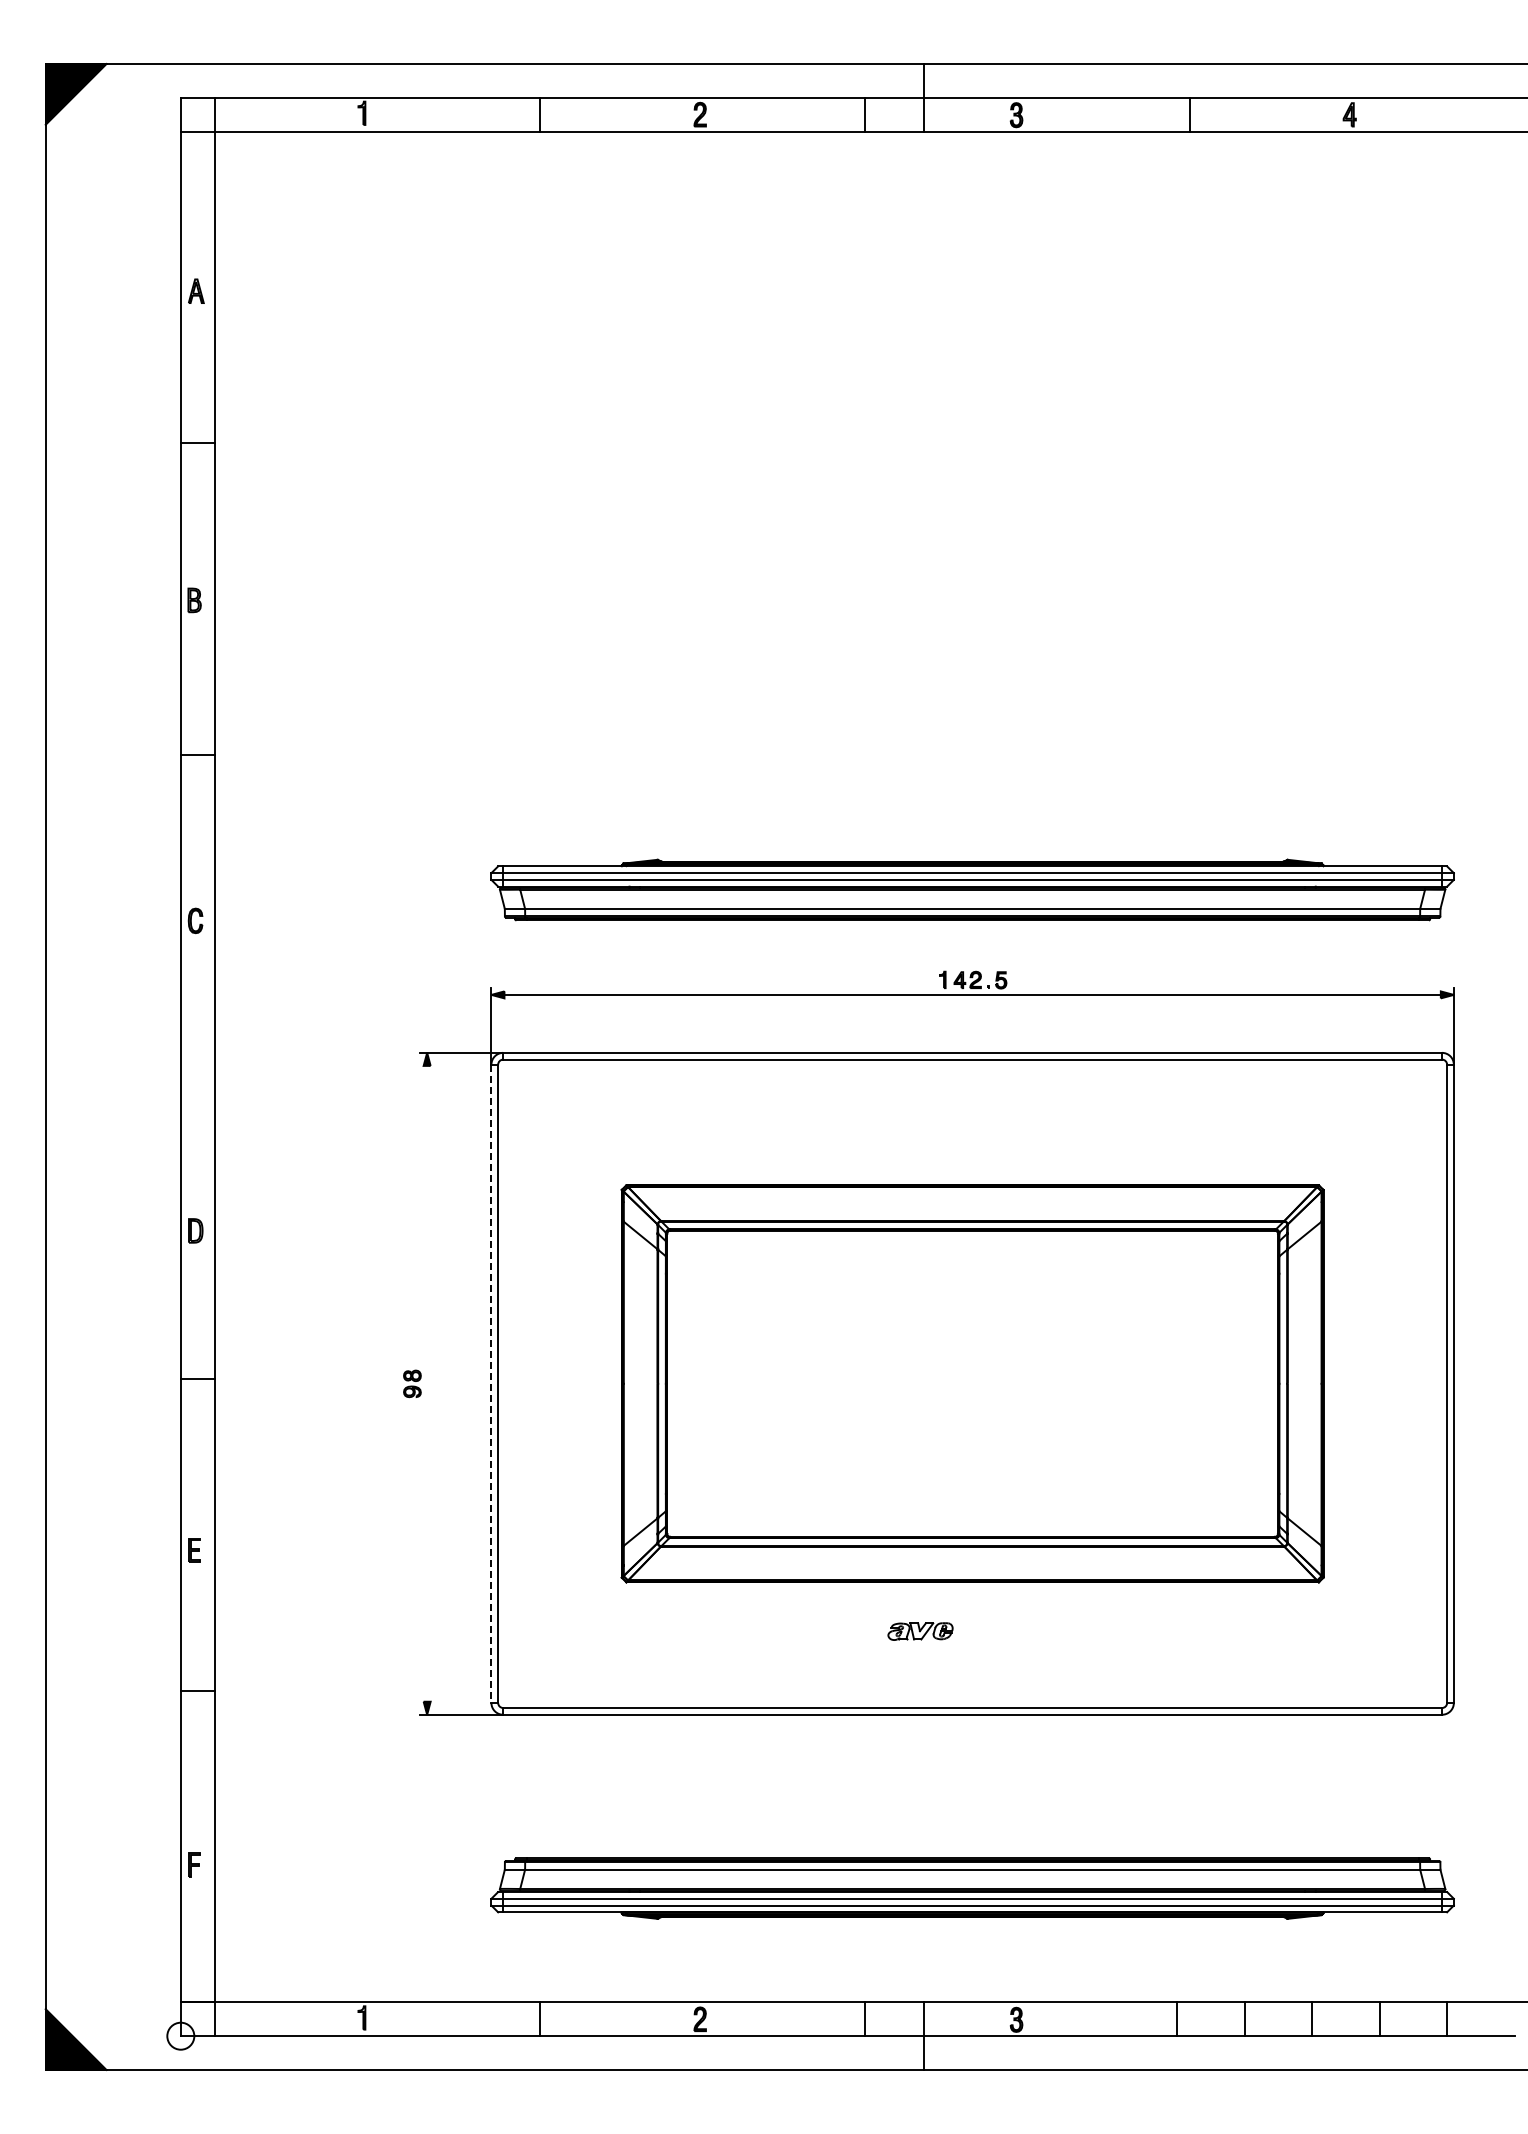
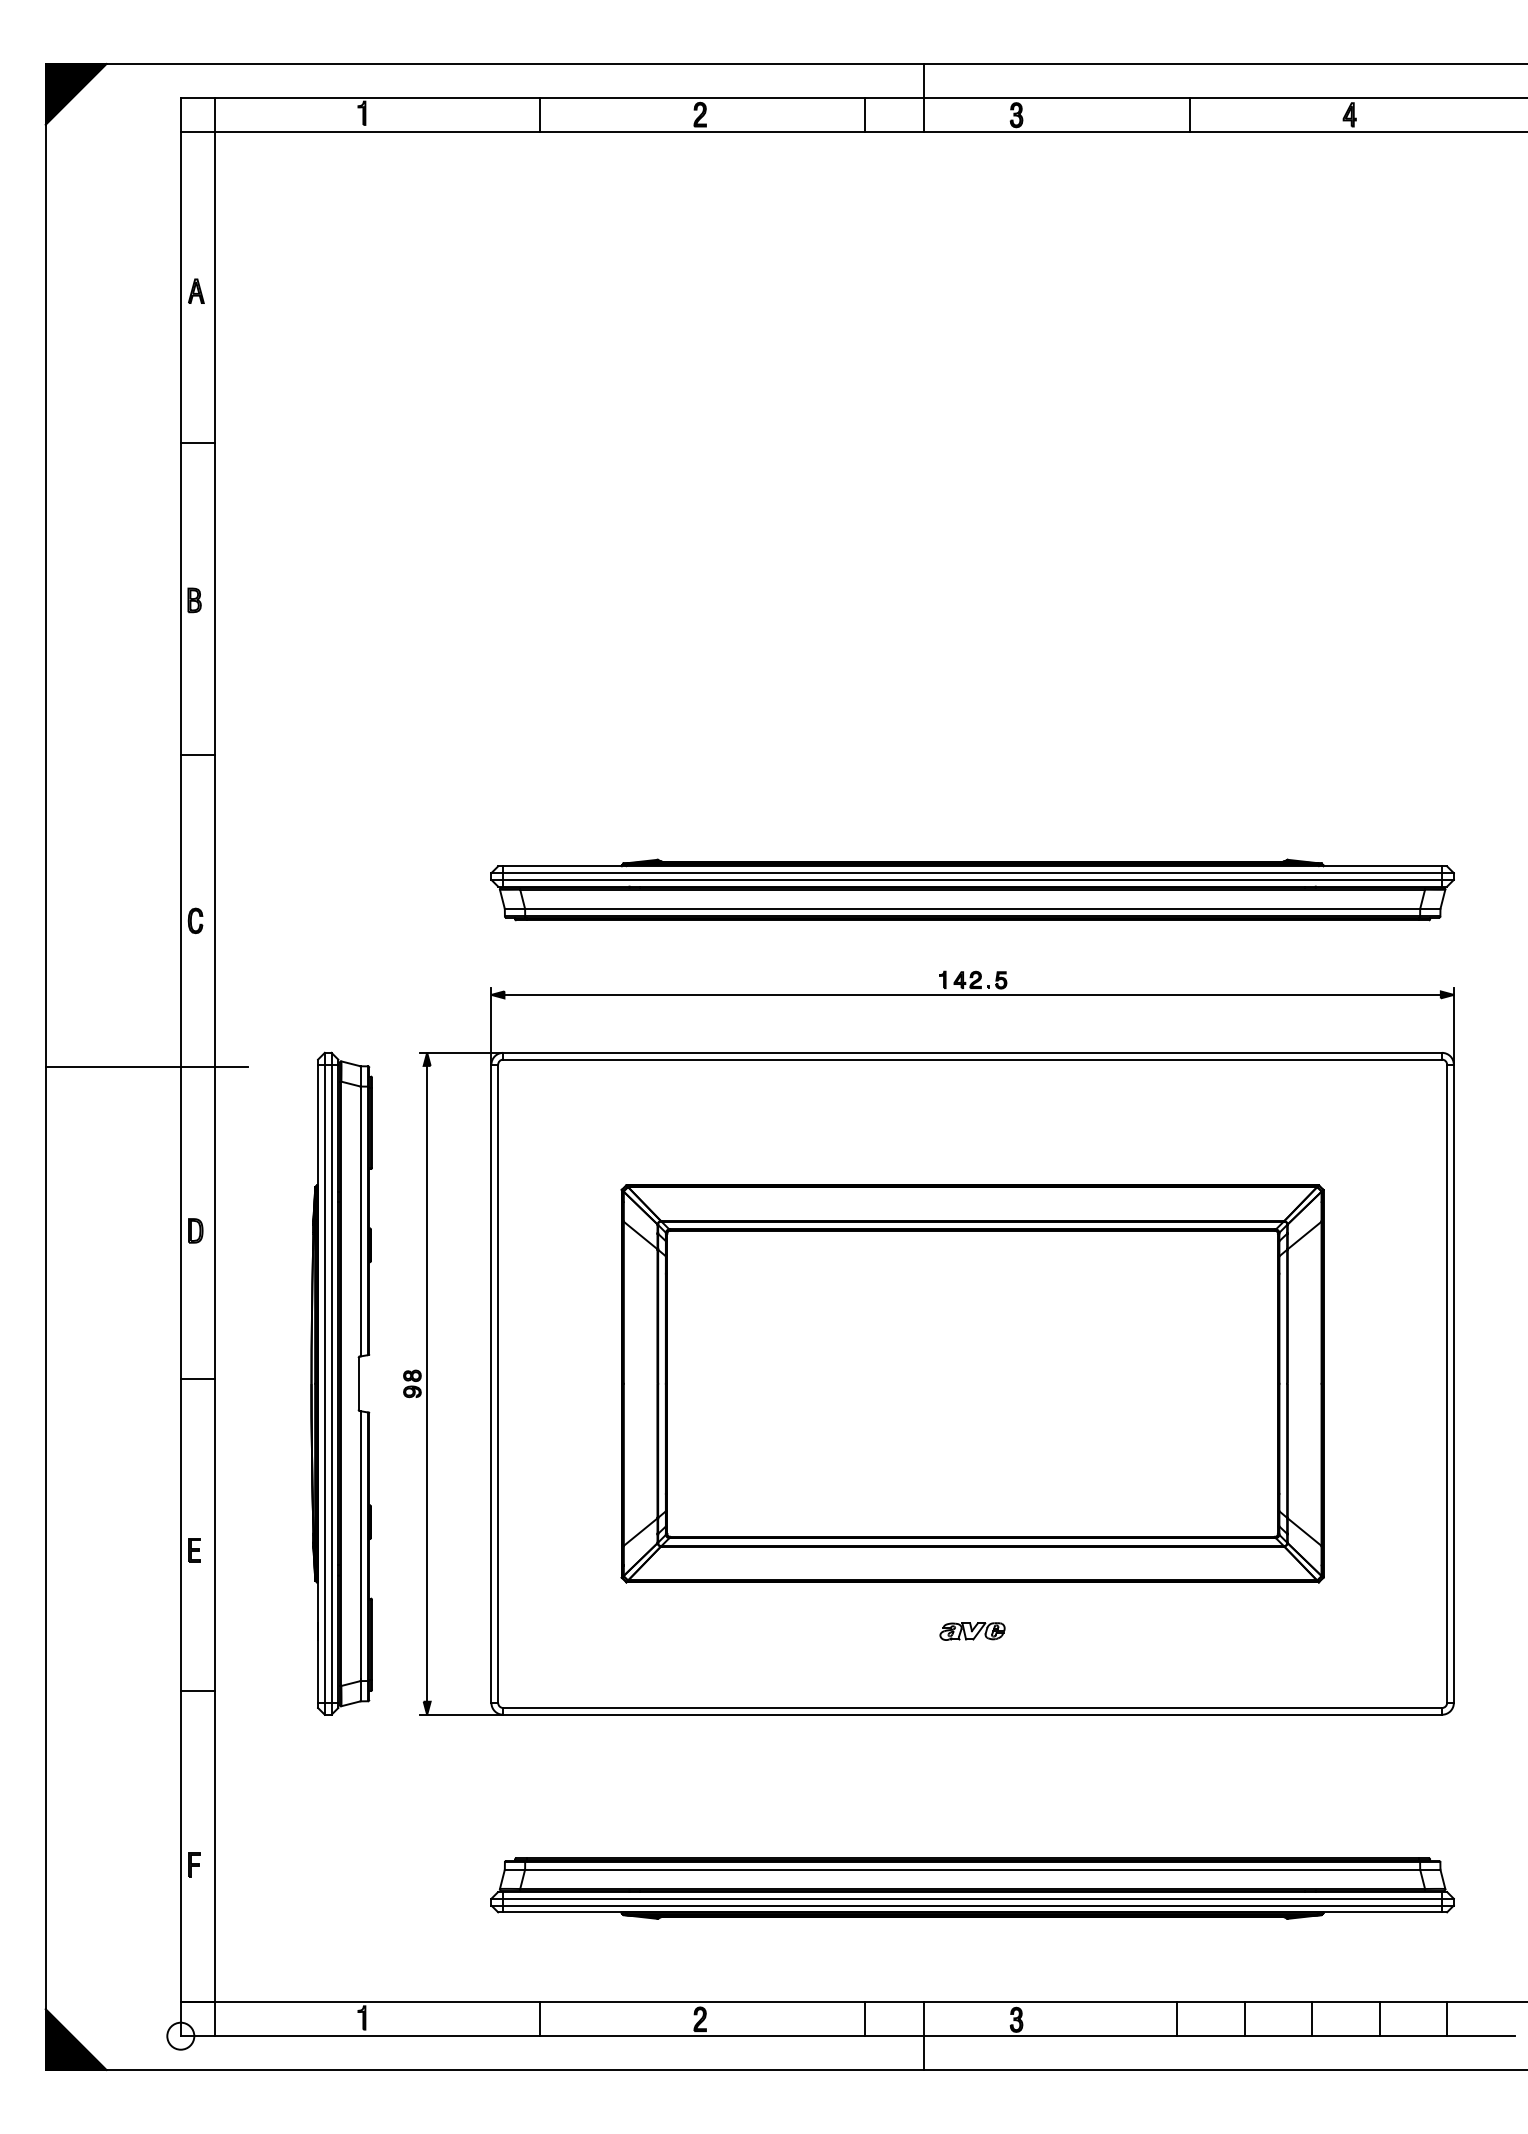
line: none -> present (146, 1067)
part: none -> present (341, 1383)
line: none -> present (427, 1383)
line: dashed -> solid (491, 1384)
part position: (920, 1631) -> (972, 1631) (972, 1631)
